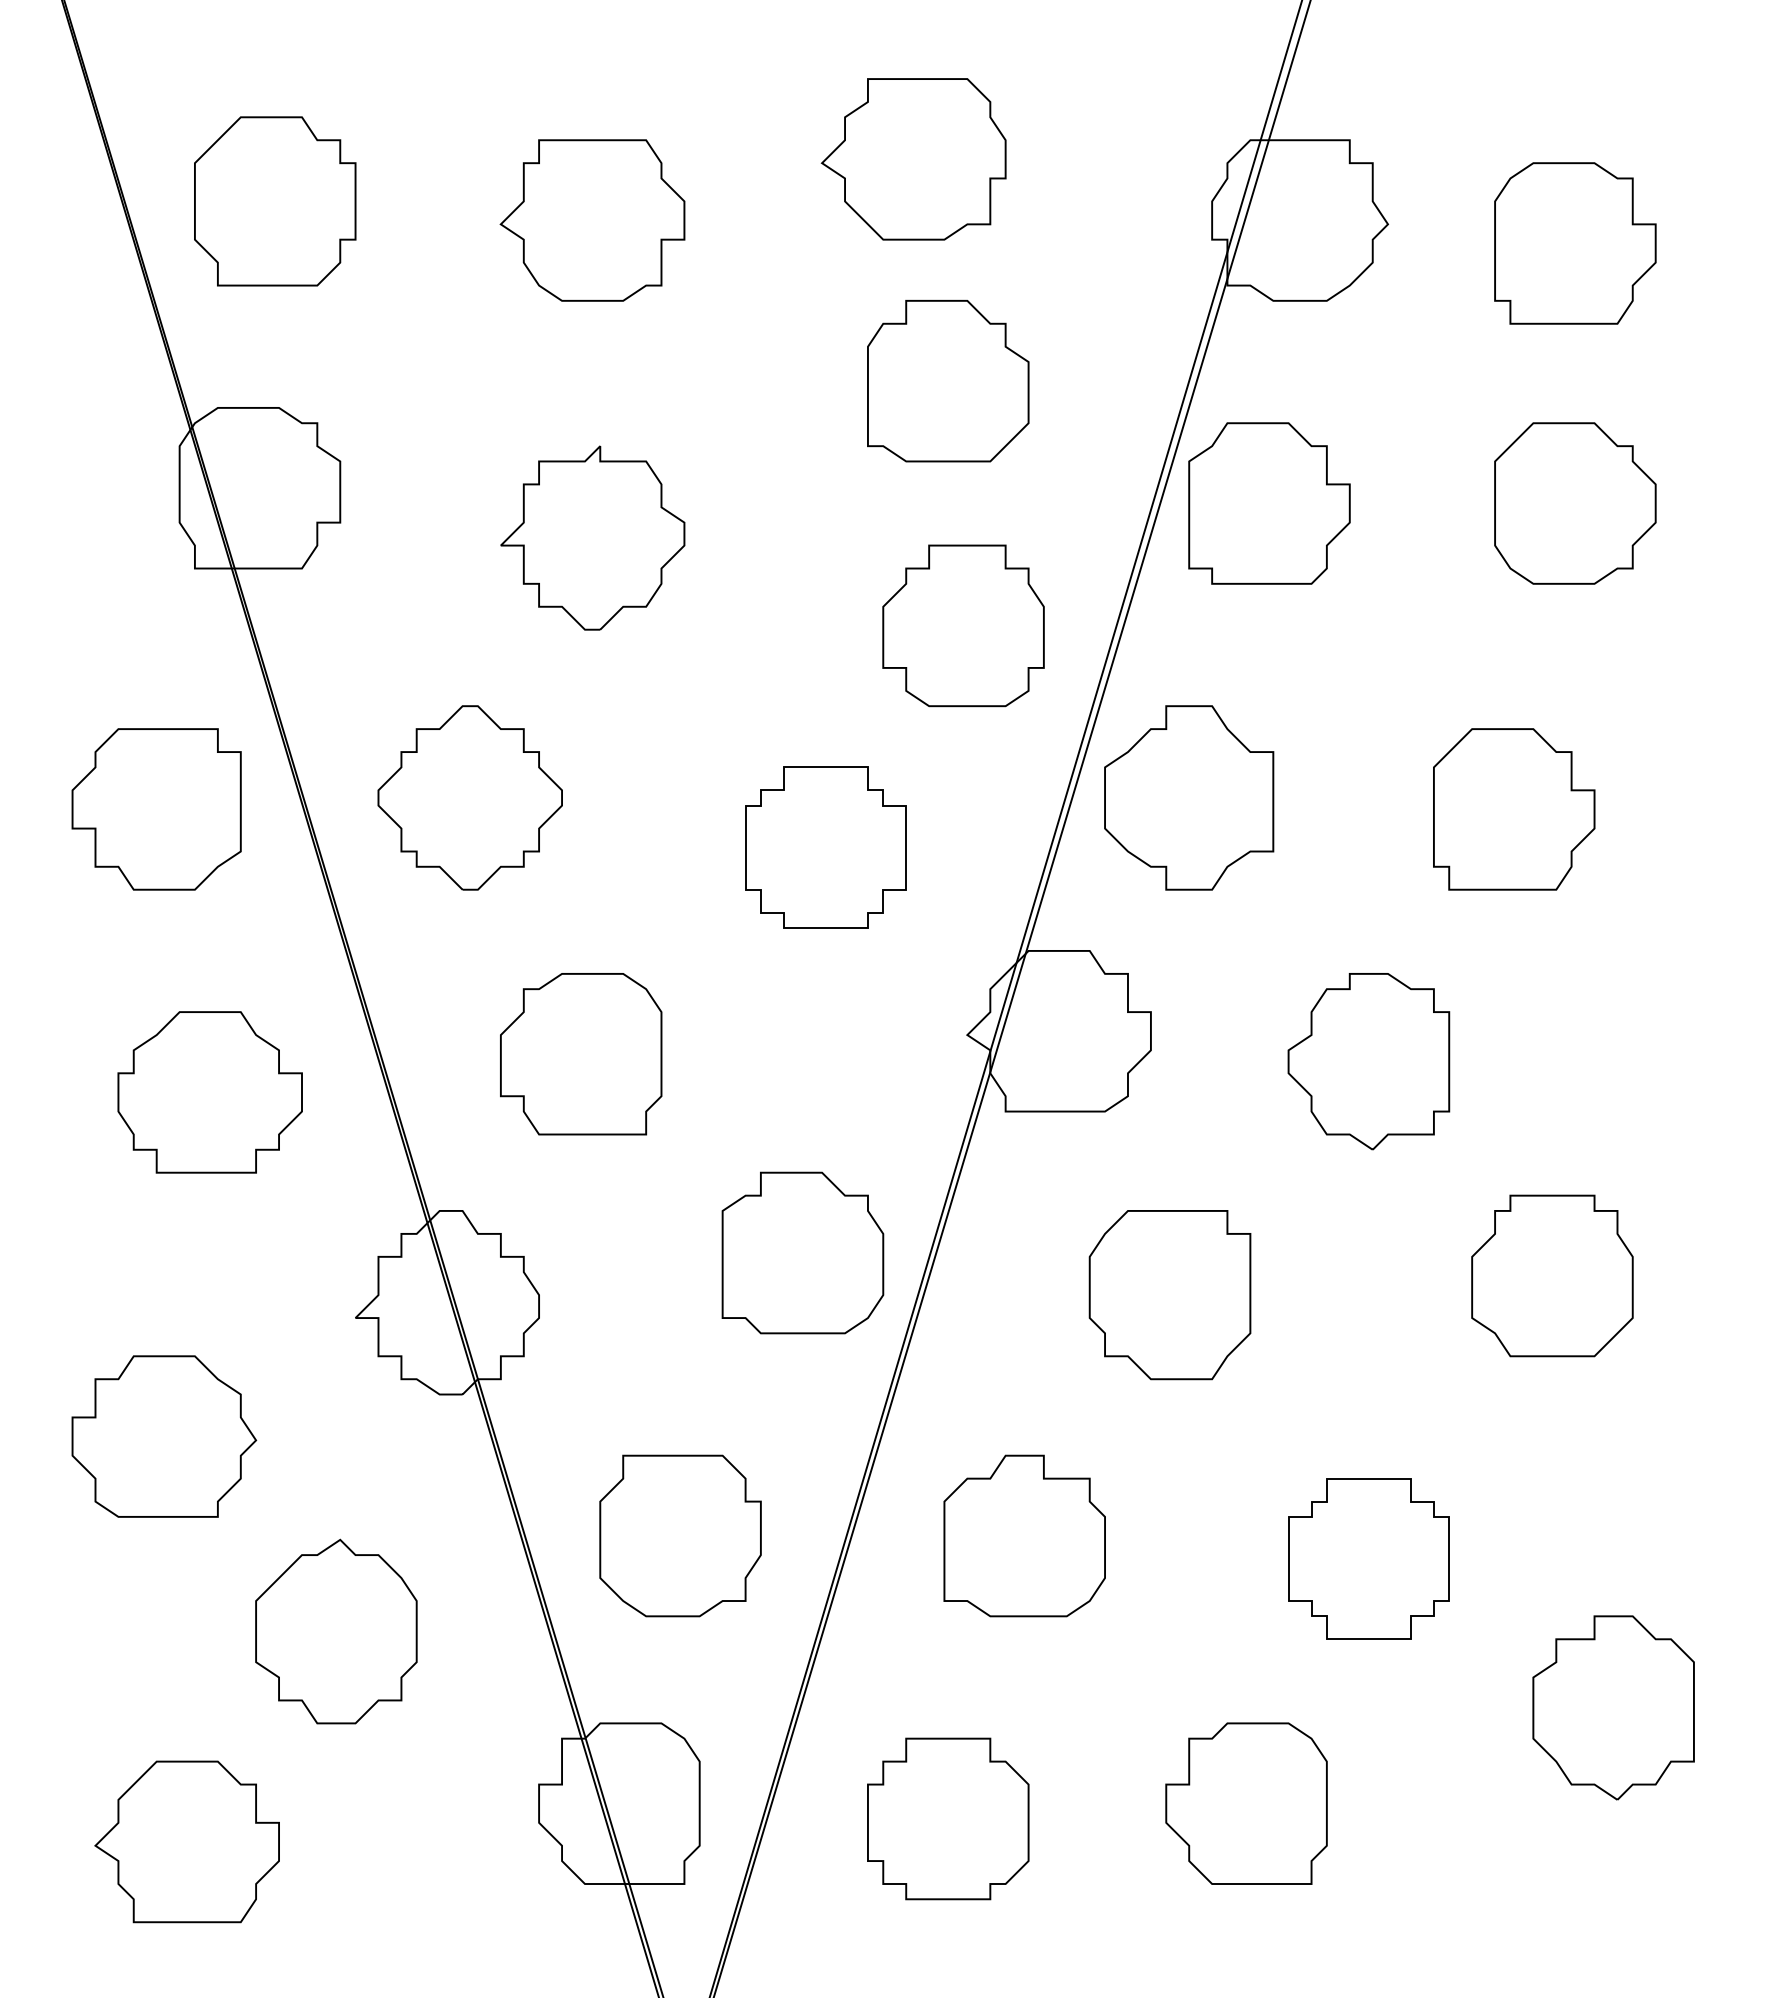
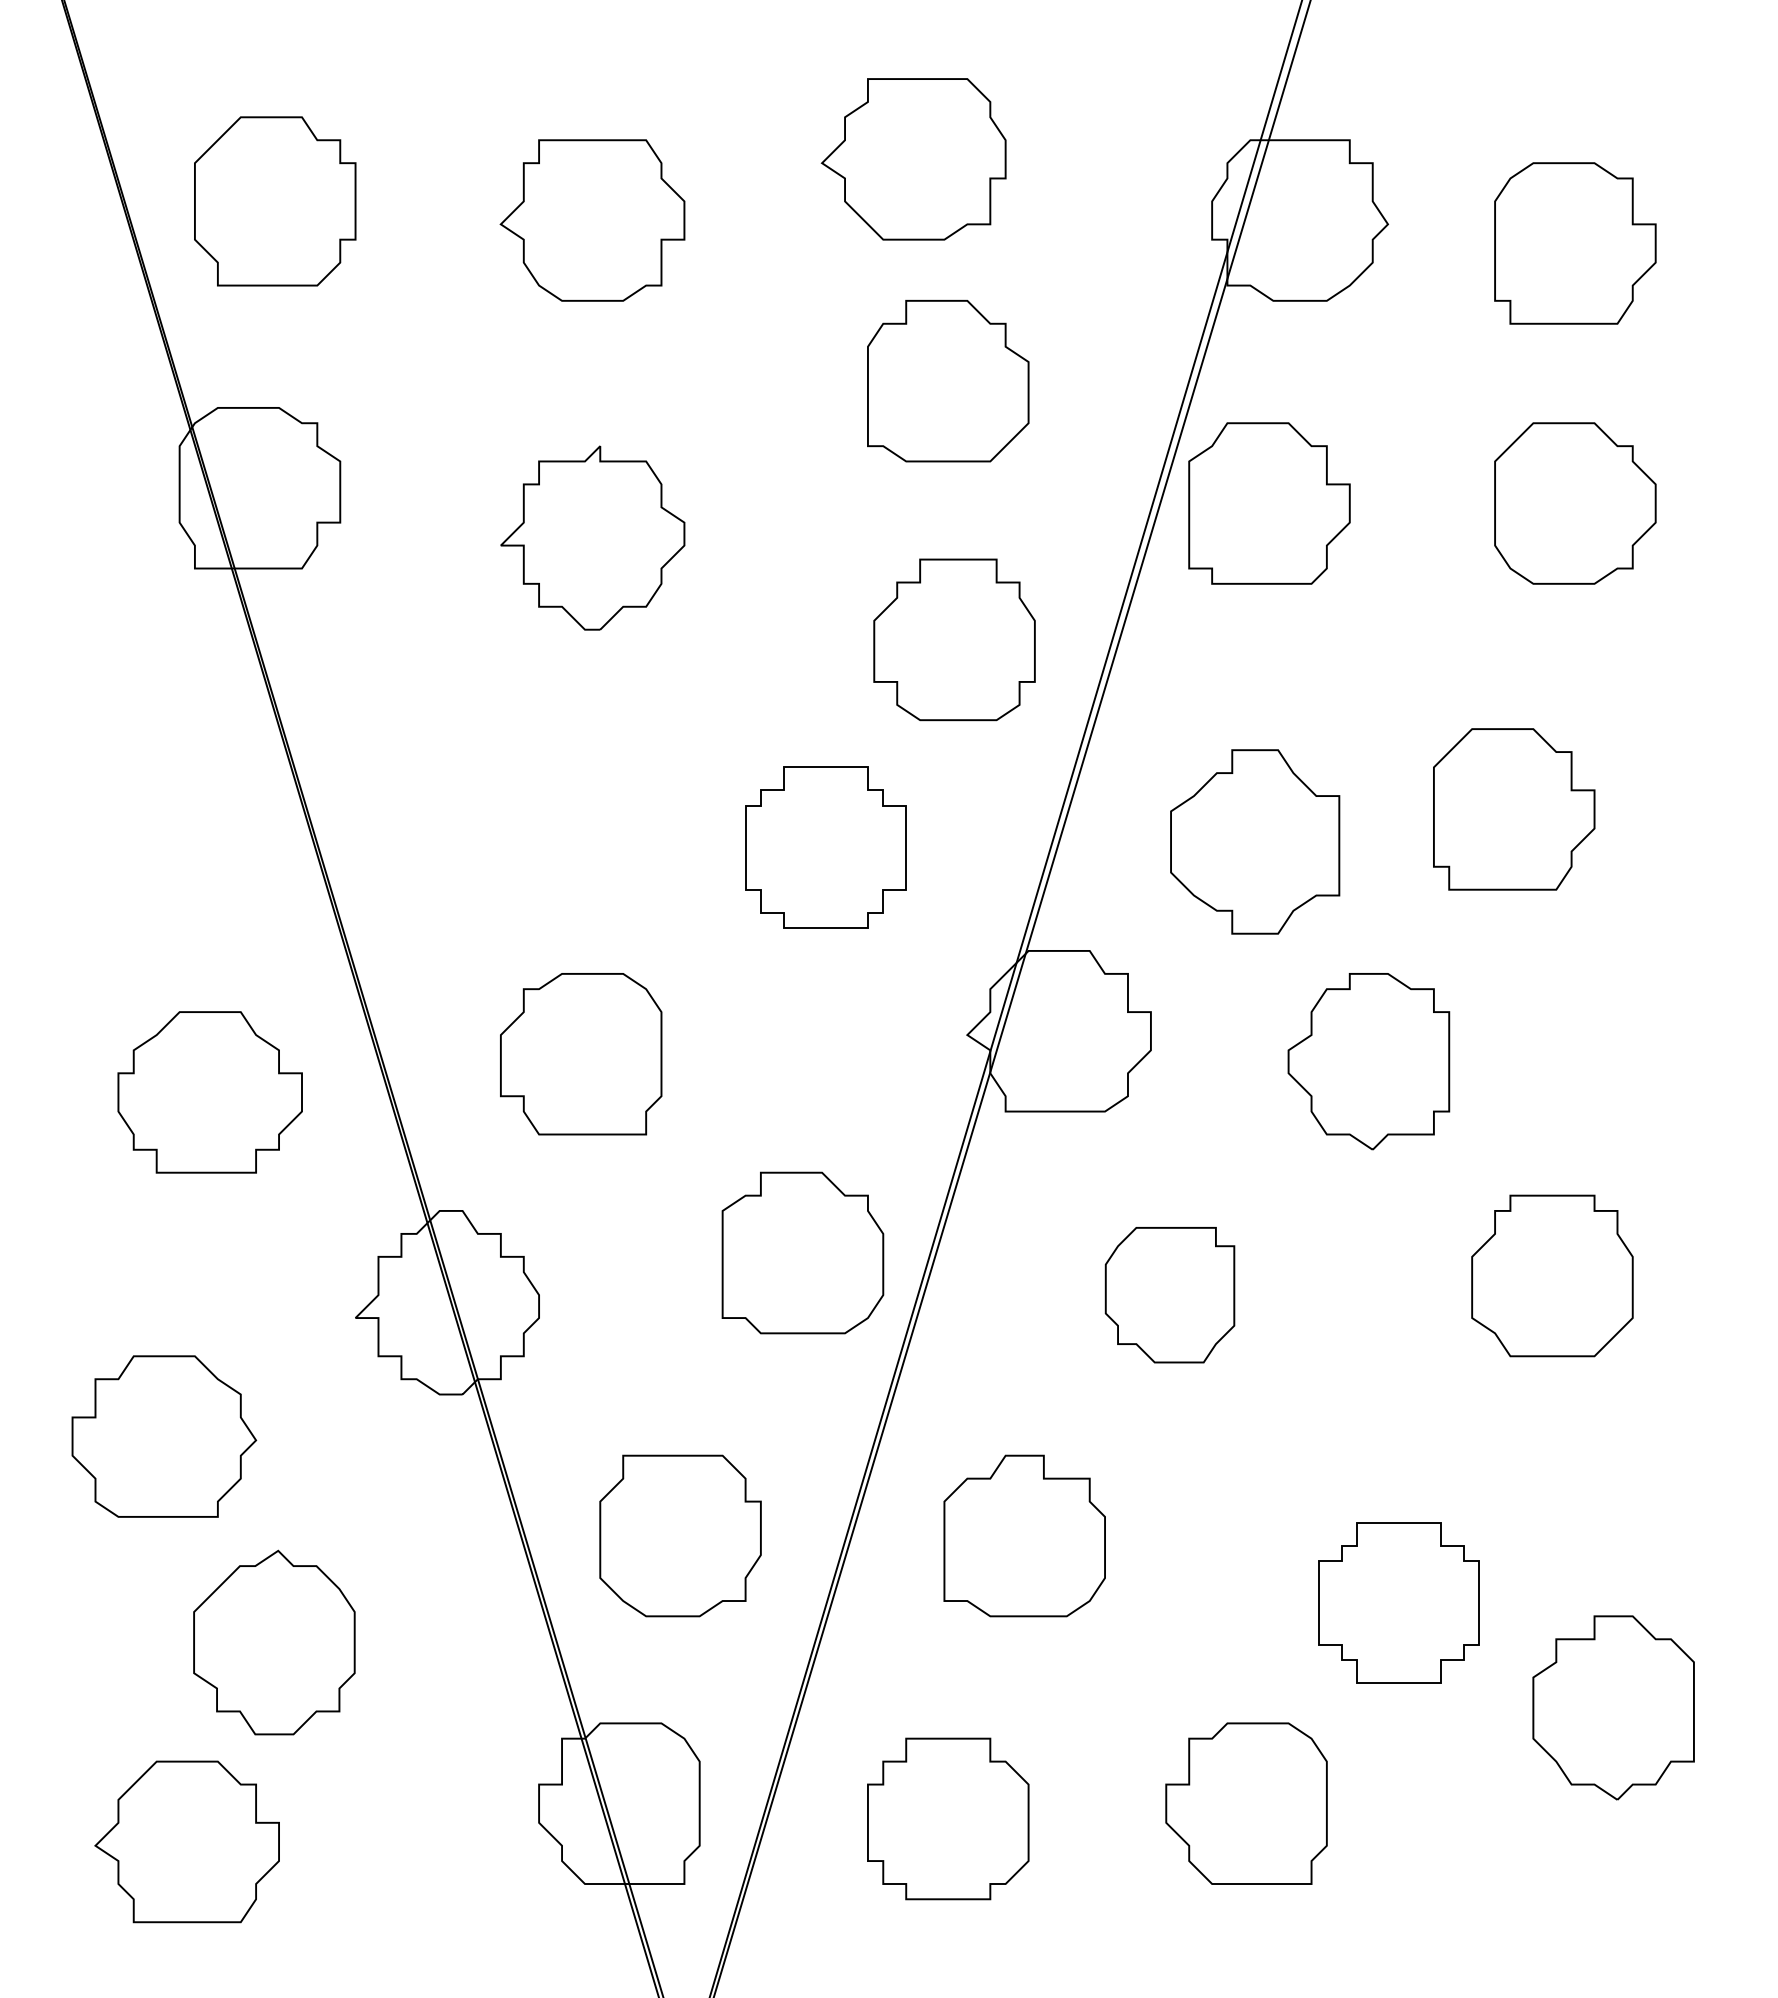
part position: (963, 625) -> (954, 639) (954, 639)
part: present -> none (469, 797)
part position: (1189, 797) -> (1255, 841) (1255, 841)
part: present -> none (156, 809)
part size: 164x171 px -> 132x137 px (1169, 1295)
part position: (1368, 1558) -> (1398, 1602) (1398, 1602)
part position: (336, 1631) -> (274, 1642) (274, 1642)
